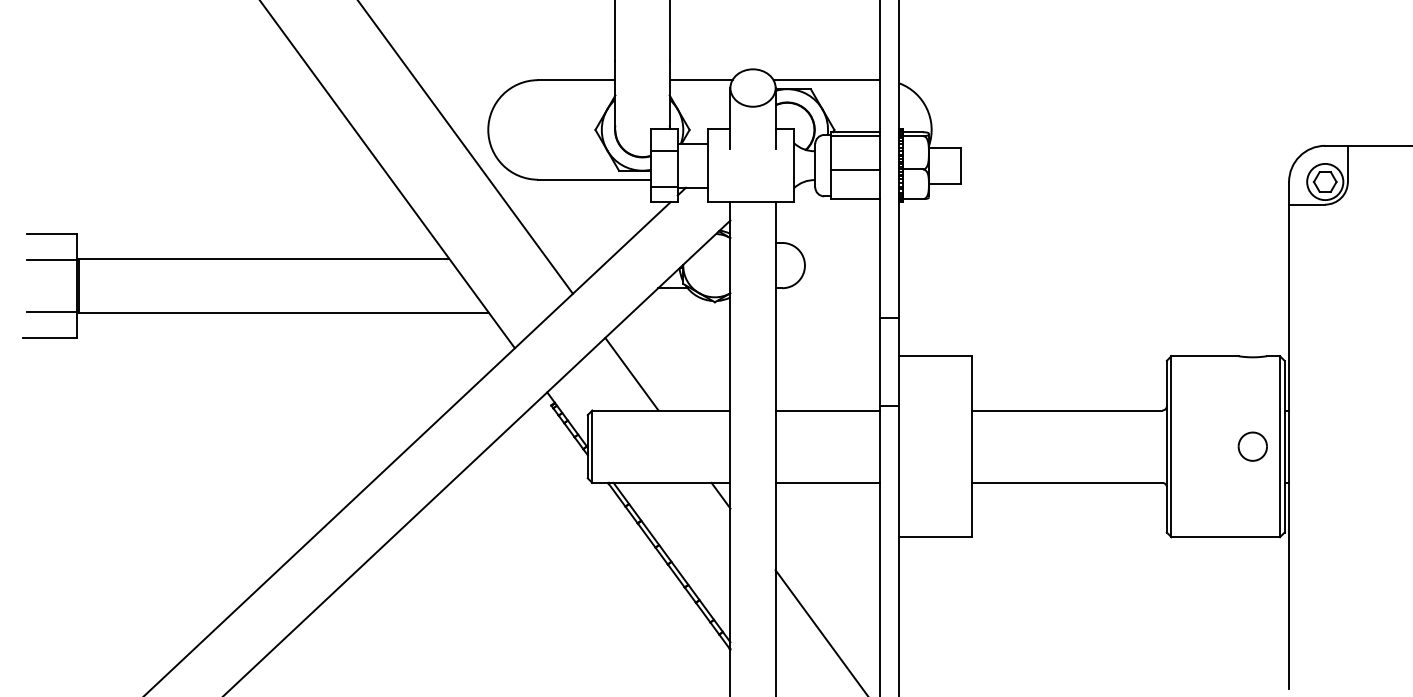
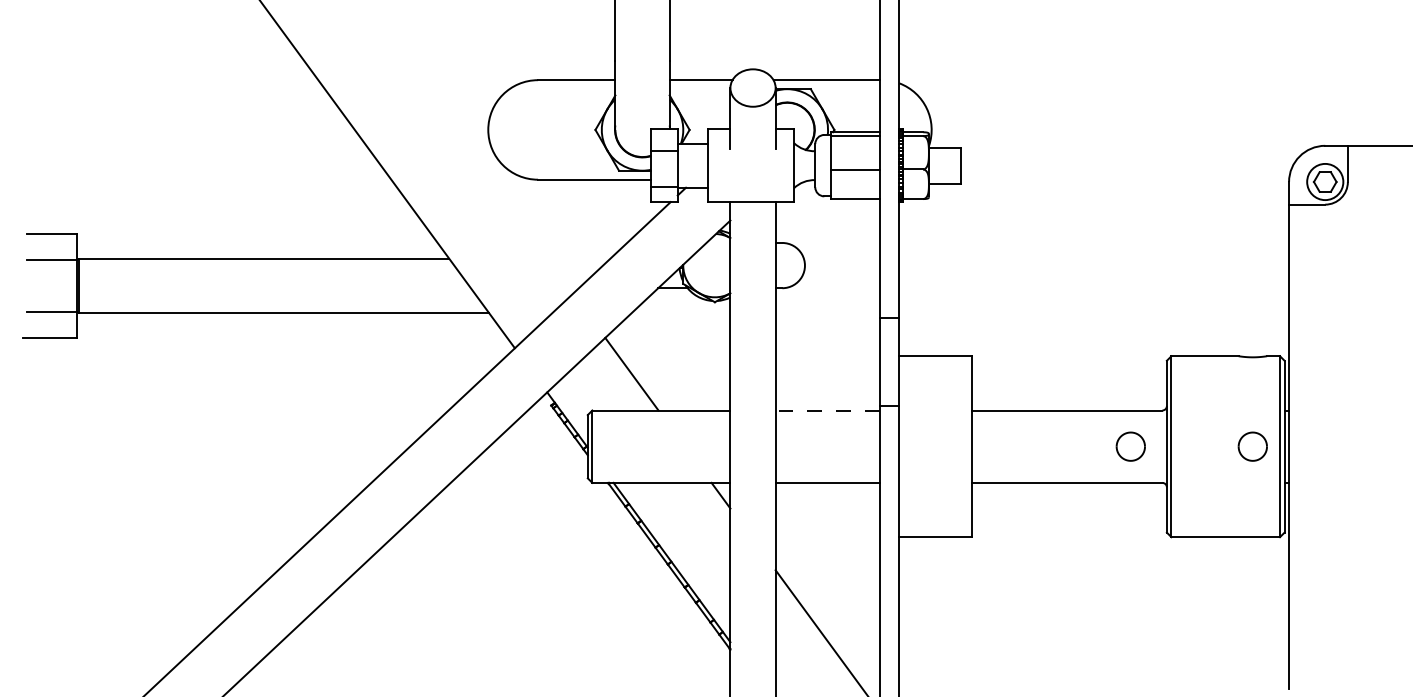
line: present -> none (465, 147)
line: solid -> dashed (827, 410)
part: none -> present (1130, 446)
